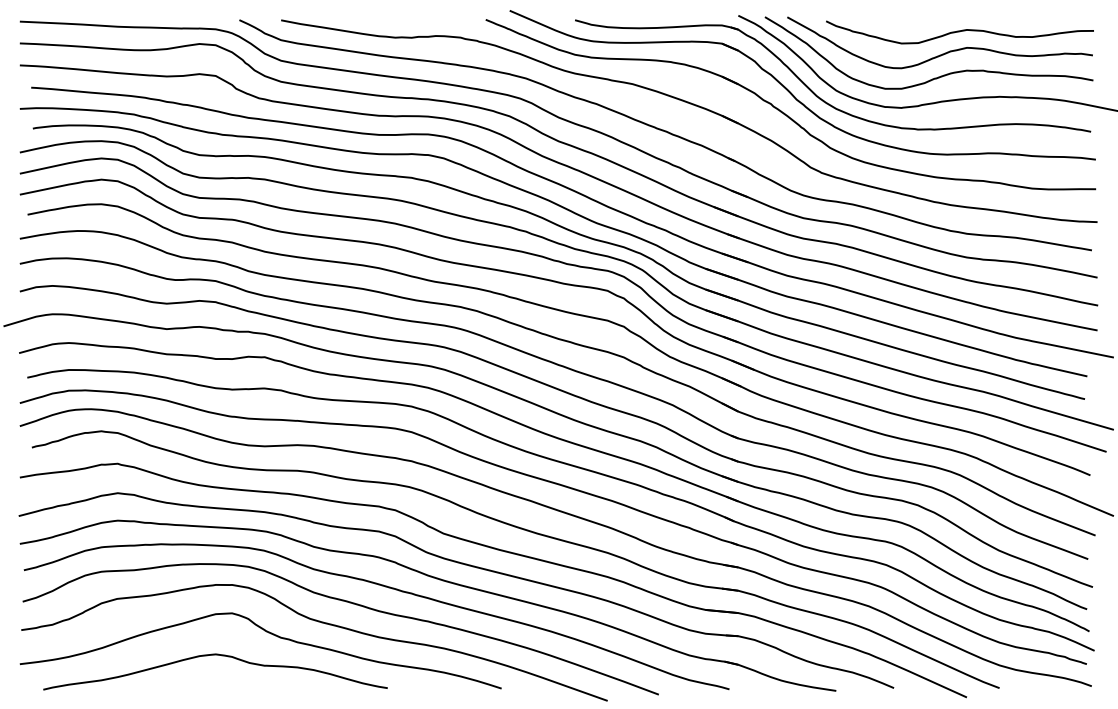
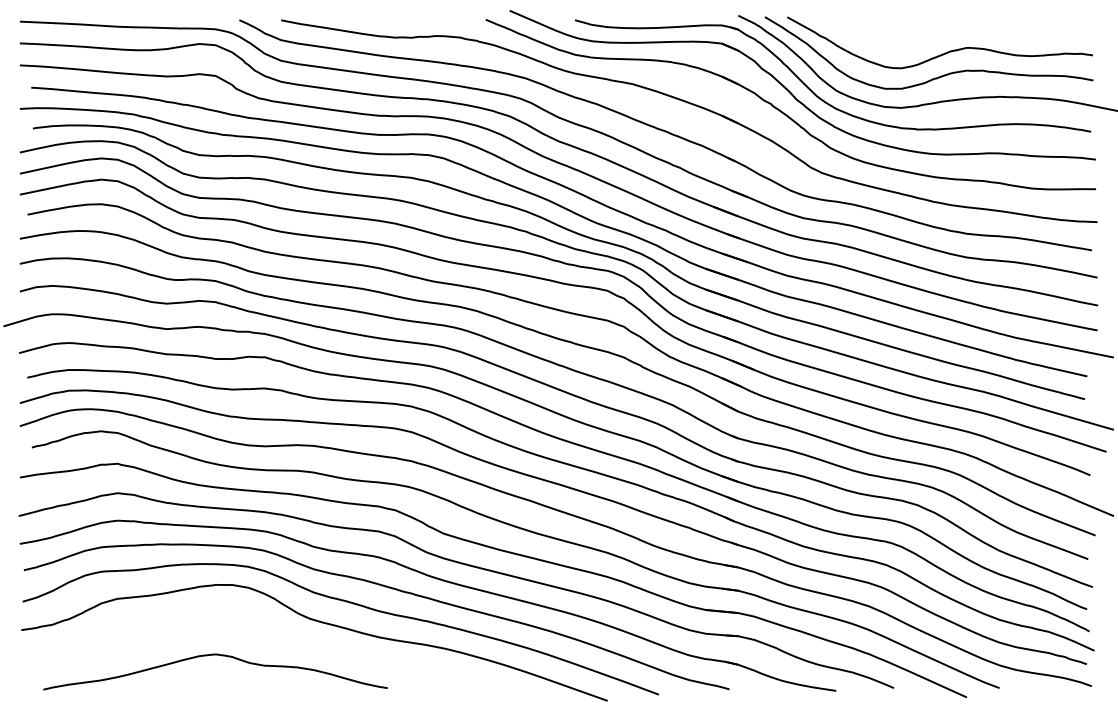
curve: present -> none (959, 32)
curve: present -> none (268, 633)
